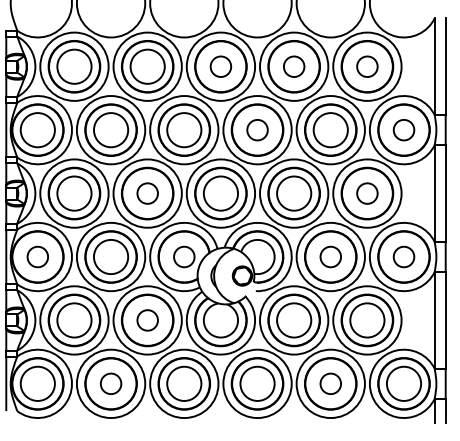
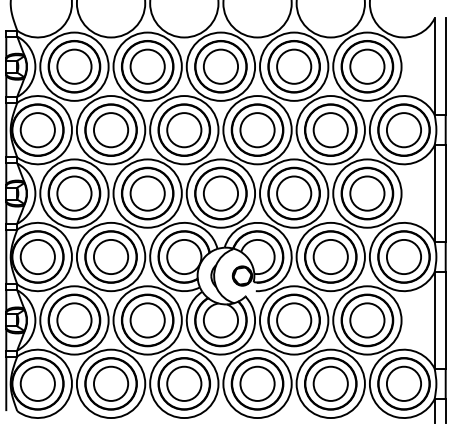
circle diameter: 21 px -> 34 px (220, 66)
circle diameter: 21 px -> 34 px (294, 66)
circle diameter: 21 px -> 34 px (367, 66)
circle diameter: 21 px -> 34 px (257, 130)
circle diameter: 21 px -> 34 px (403, 130)
circle diameter: 21 px -> 34 px (147, 193)
circle diameter: 21 px -> 34 px (367, 193)
circle diameter: 21 px -> 34 px (37, 256)
circle diameter: 21 px -> 34 px (184, 256)
circle diameter: 21 px -> 34 px (330, 256)
circle diameter: 21 px -> 34 px (403, 256)
circle diameter: 21 px -> 34 px (147, 320)
circle diameter: 21 px -> 34 px (110, 383)
circle diameter: 21 px -> 34 px (330, 383)
